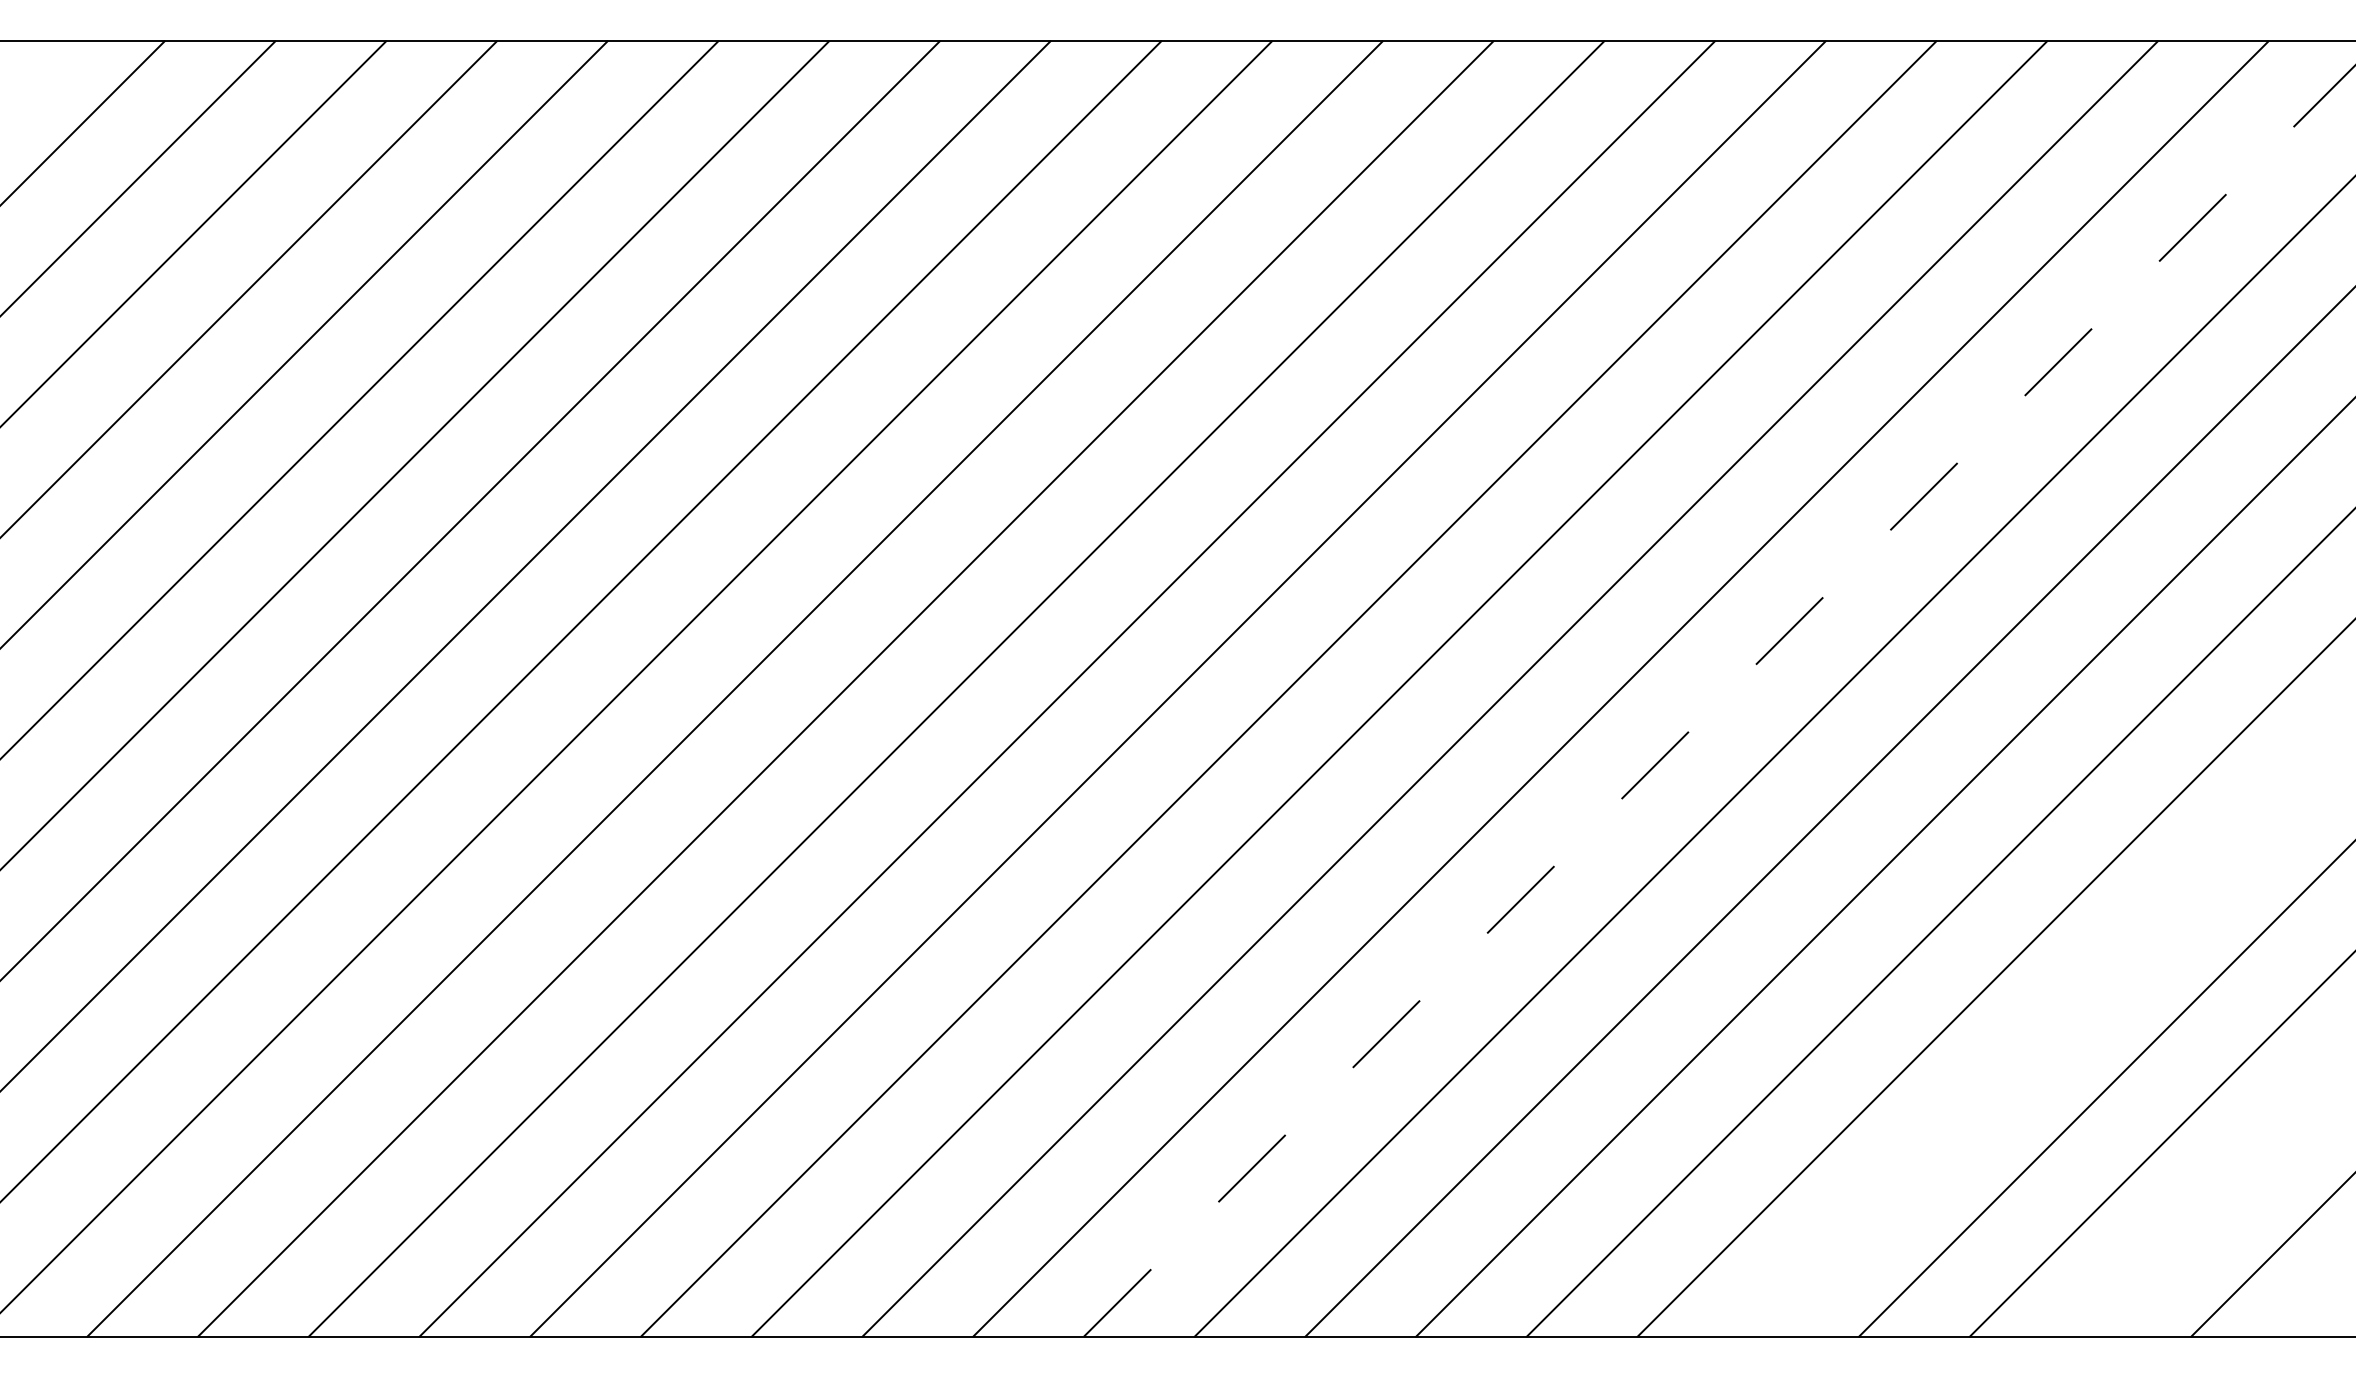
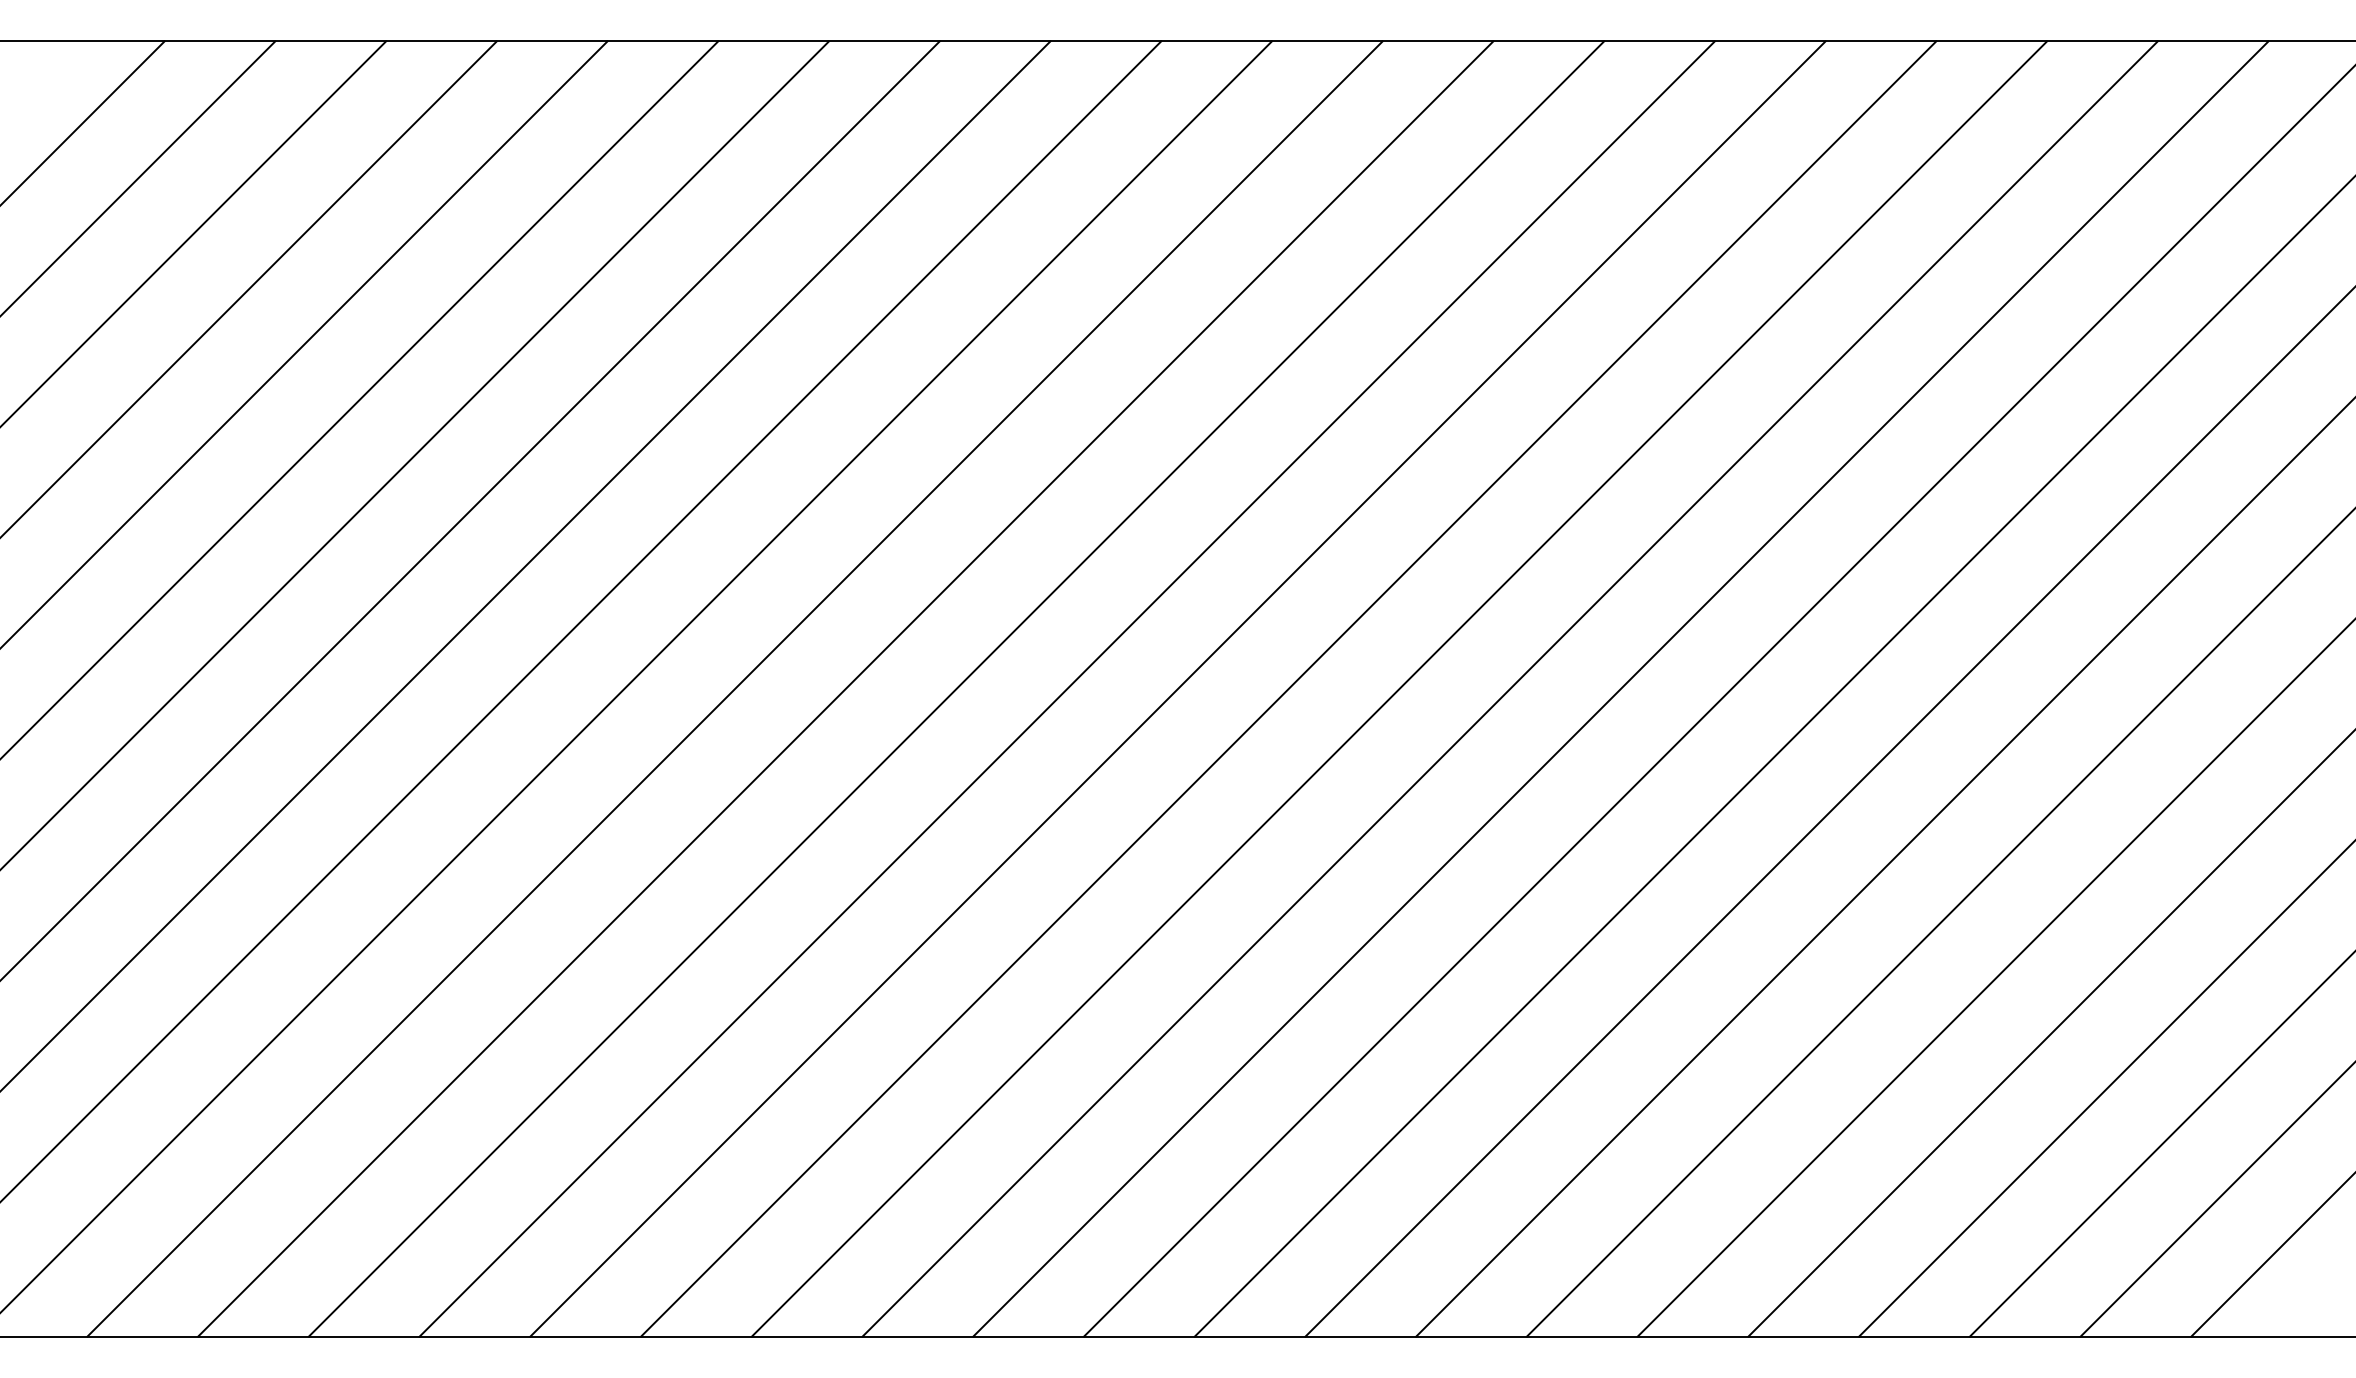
line: dashed -> solid (1720, 700)
line: none -> present (2050, 1034)
line: none -> present (2216, 1200)
